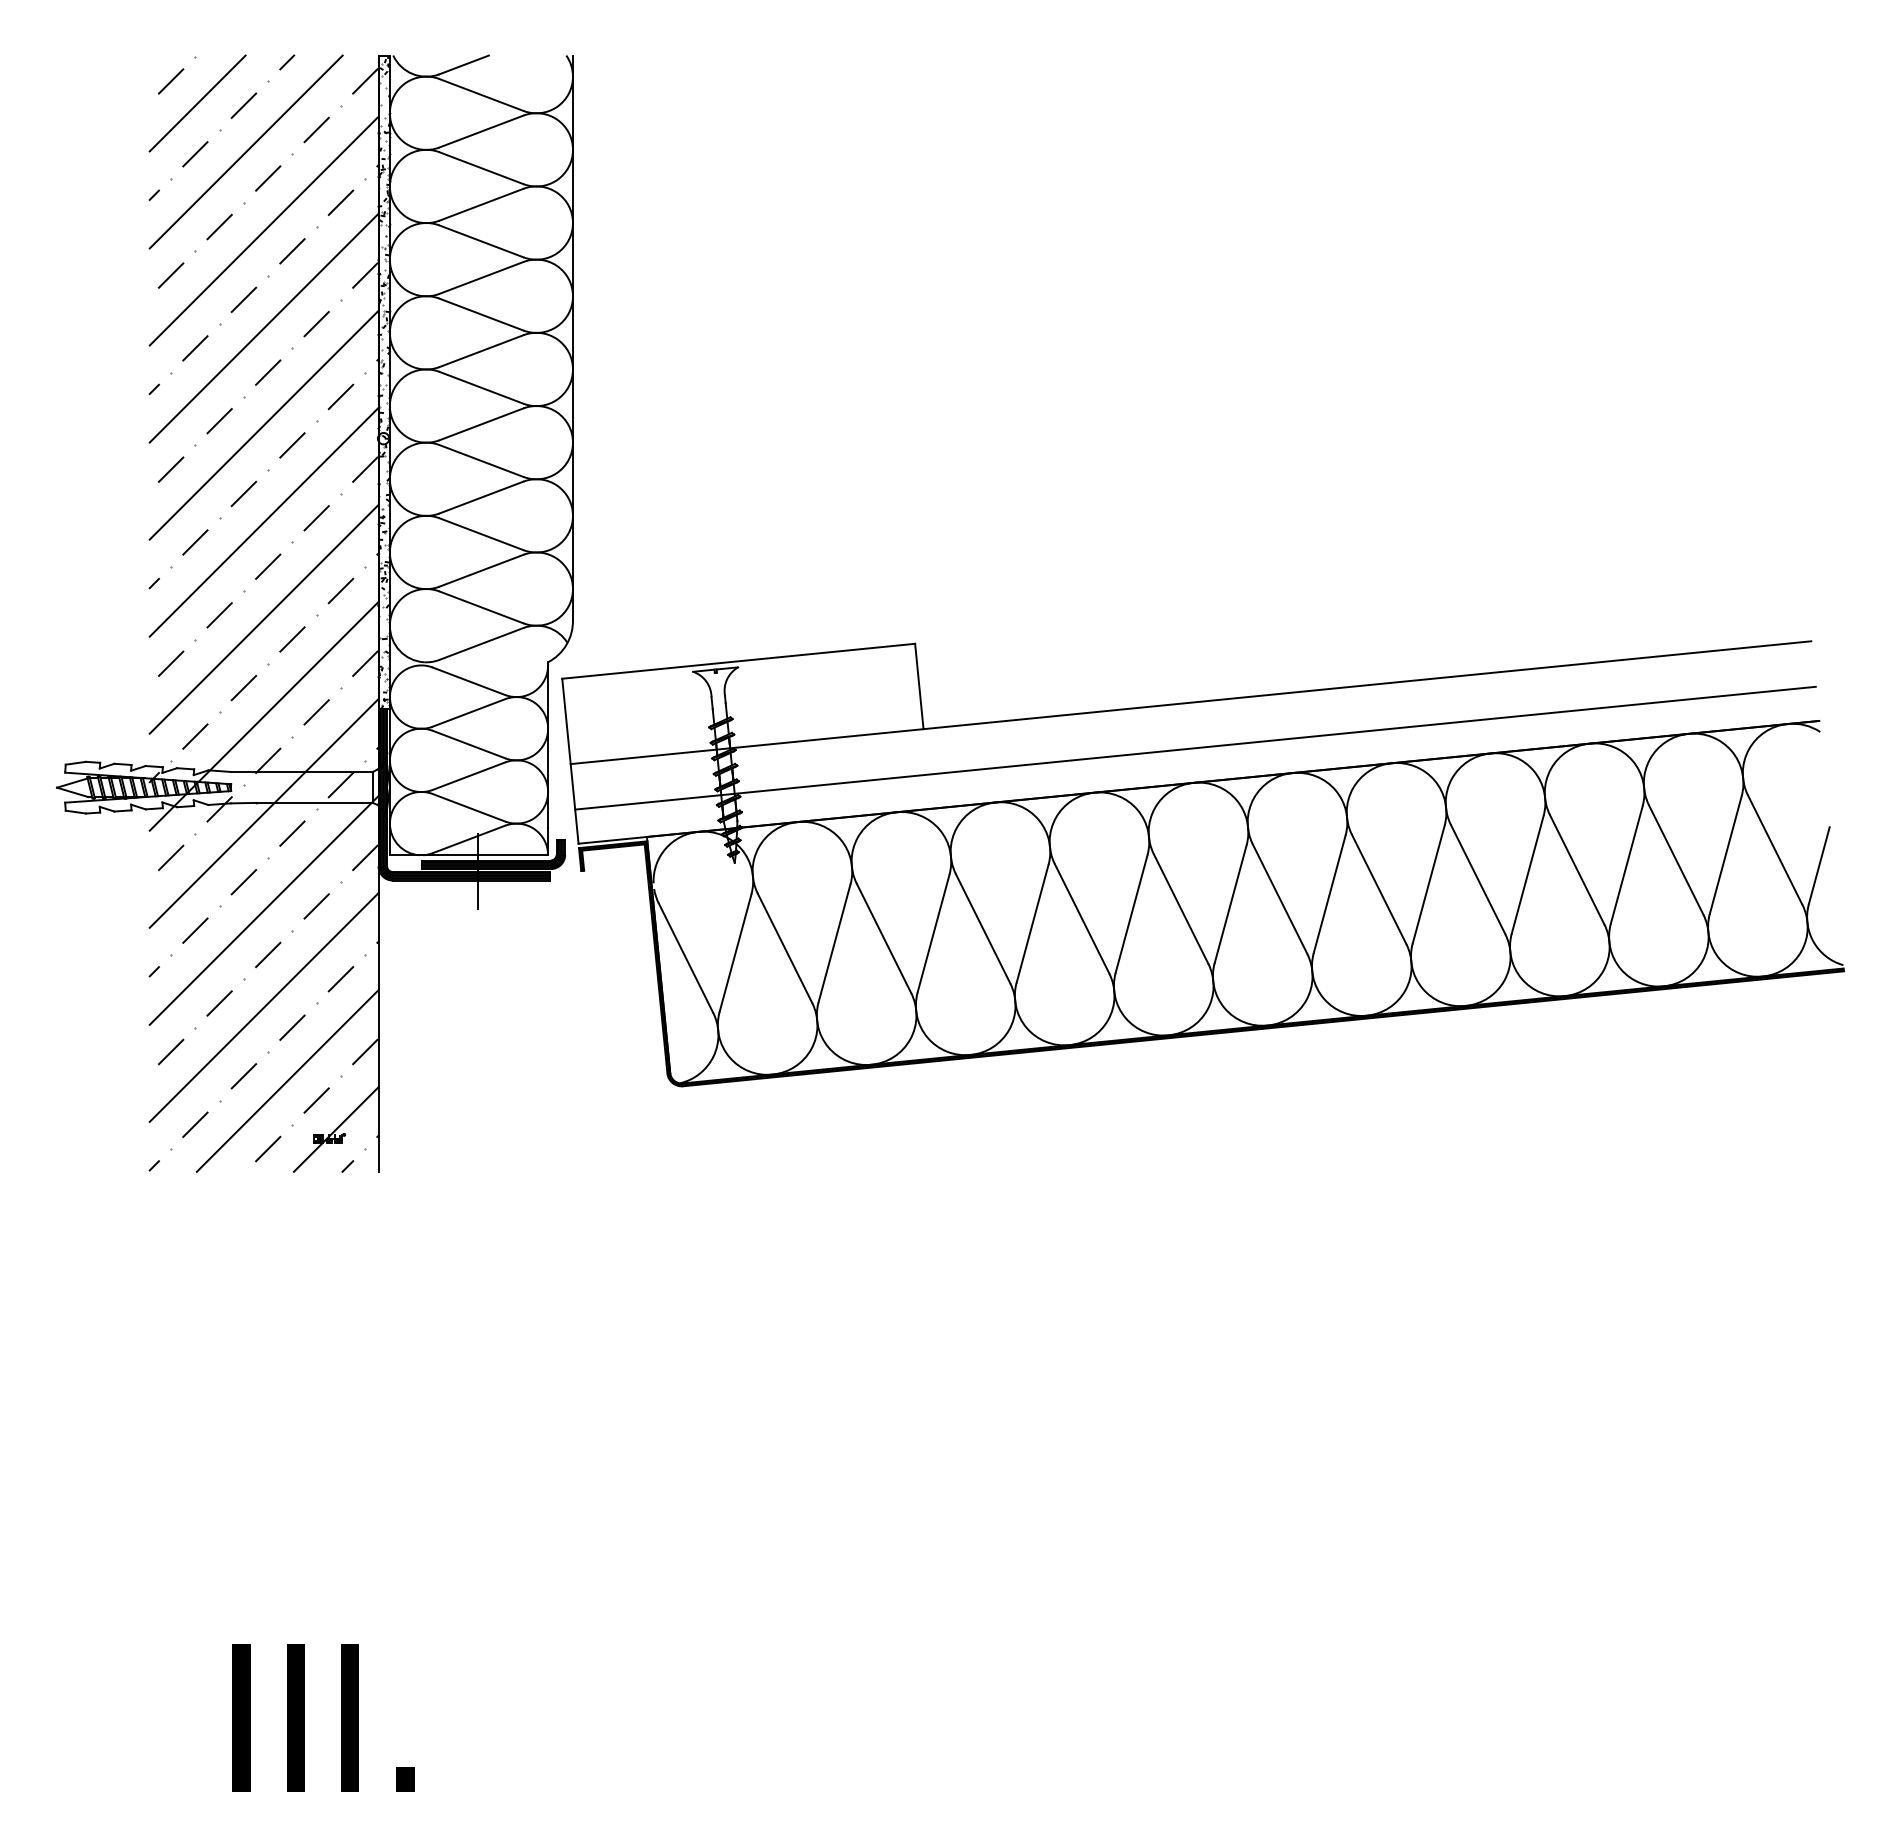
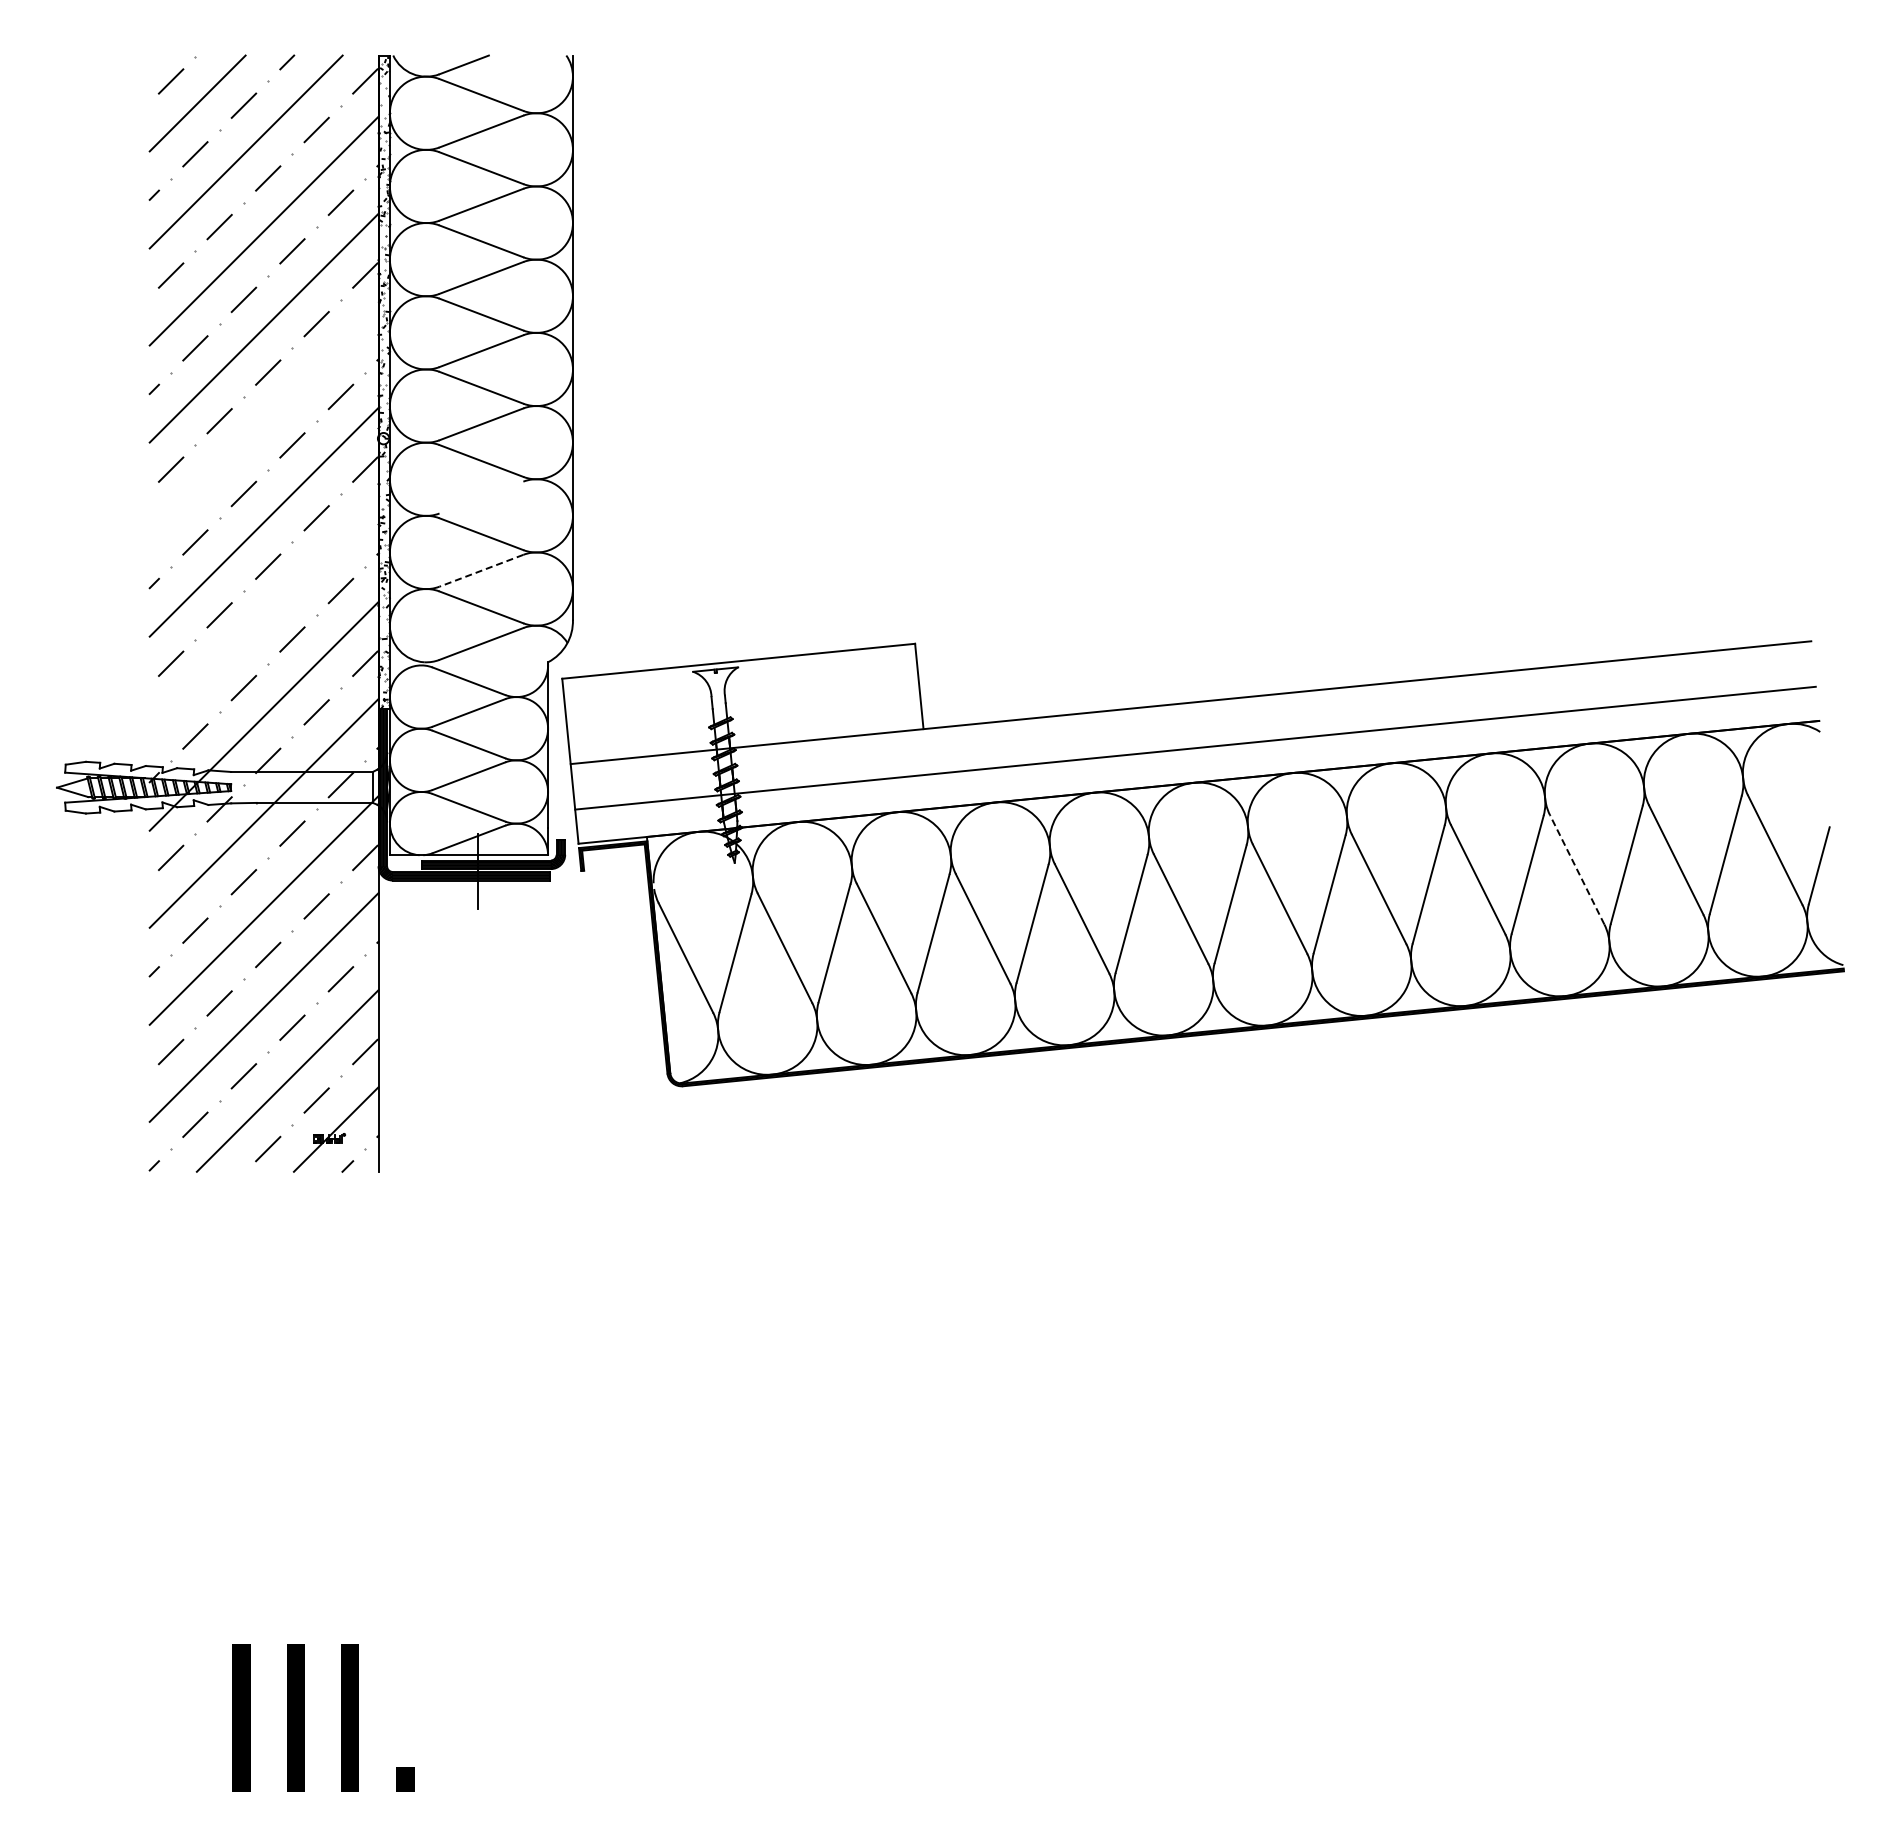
line: present -> none (263, 424)
line: present -> none (481, 497)
line: solid -> dashed (481, 570)
line: present -> none (263, 618)
line: solid -> dashed (1577, 869)
